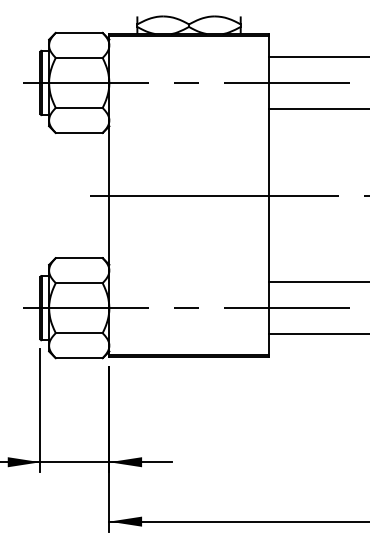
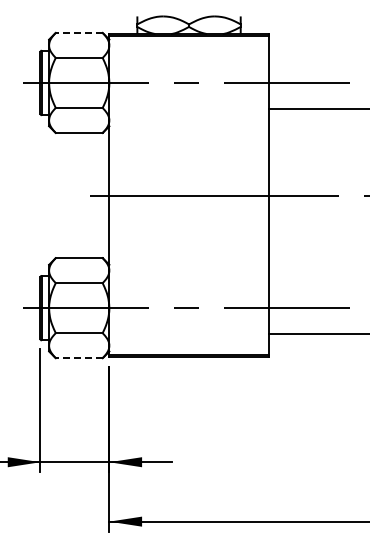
line: solid -> dashed (78, 32)
line: present -> none (317, 57)
line: present -> none (317, 282)
line: solid -> dashed (78, 358)
